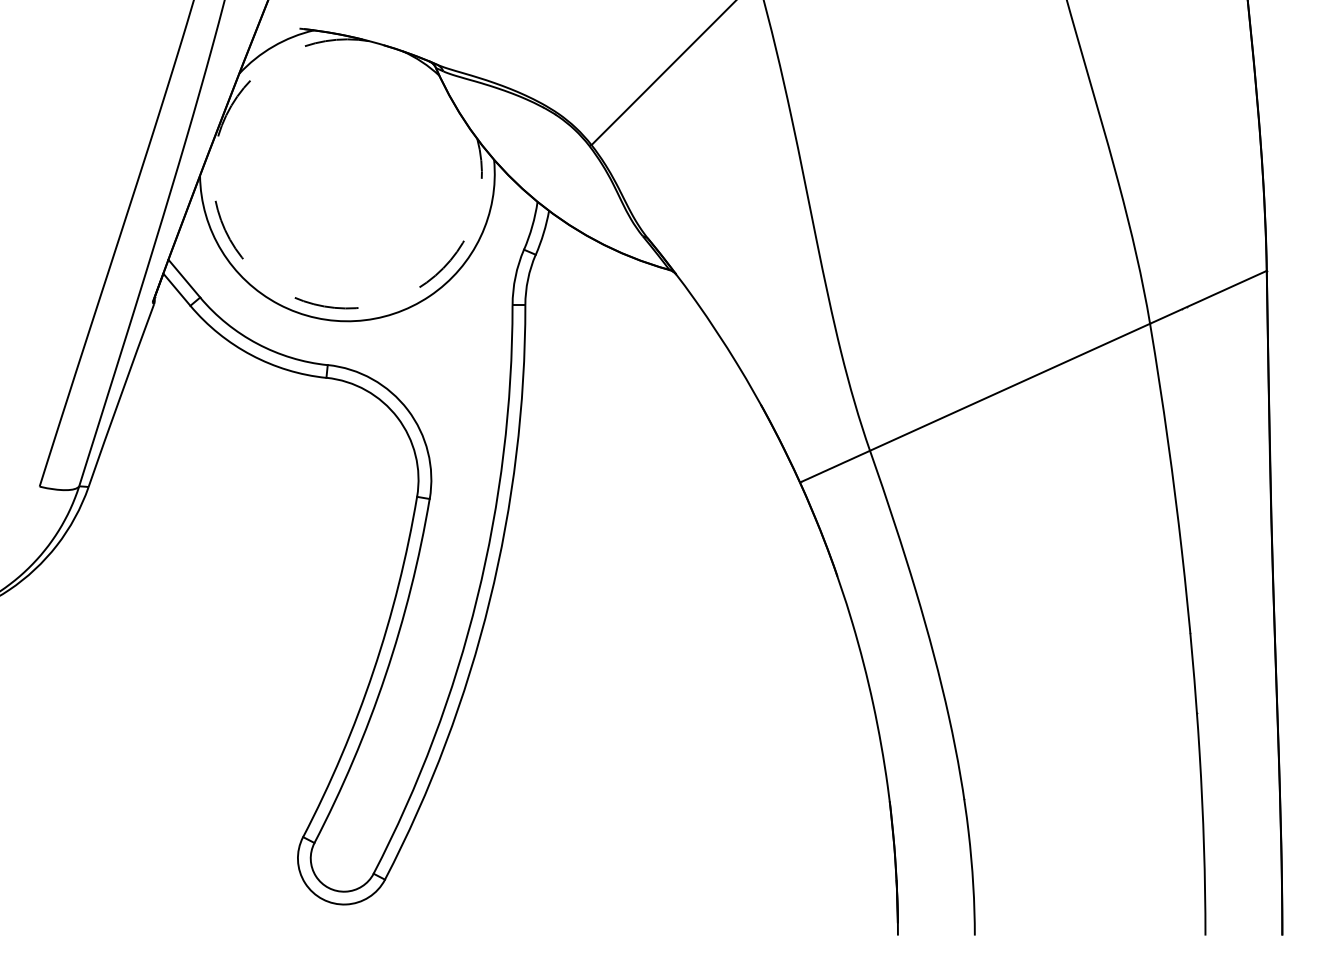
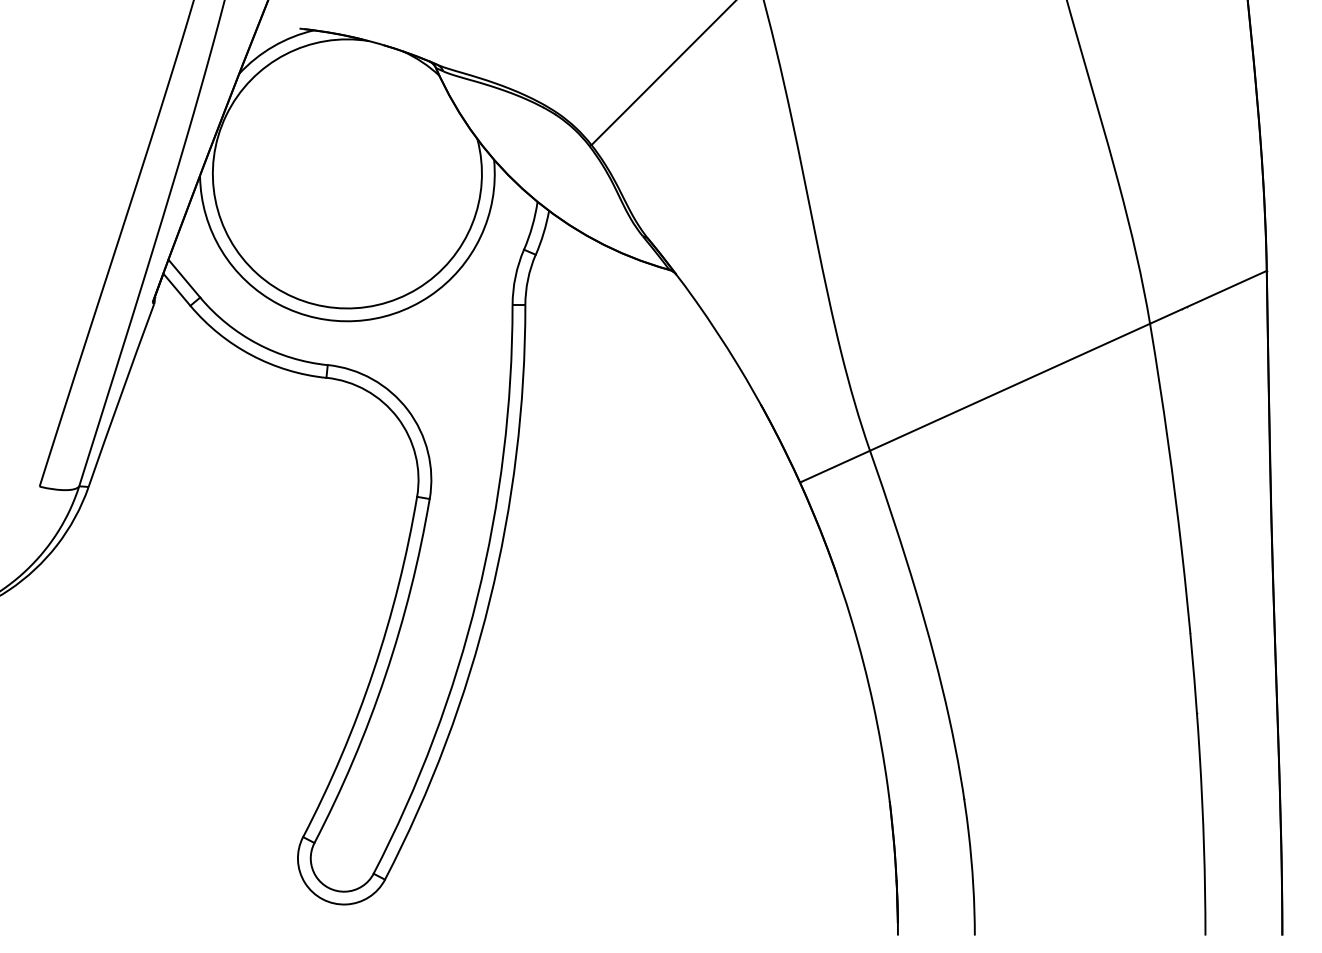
arc: dashed -> solid (257, 273)
